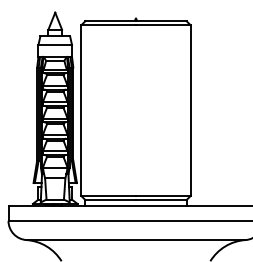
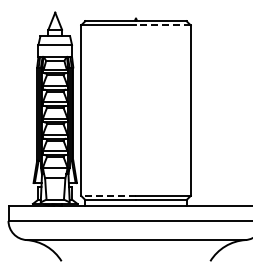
line: solid -> dashed (162, 25)
line: solid -> dashed (108, 195)
